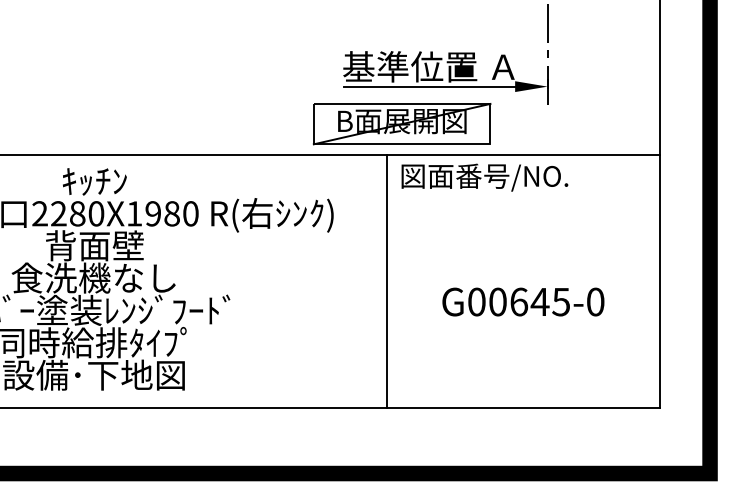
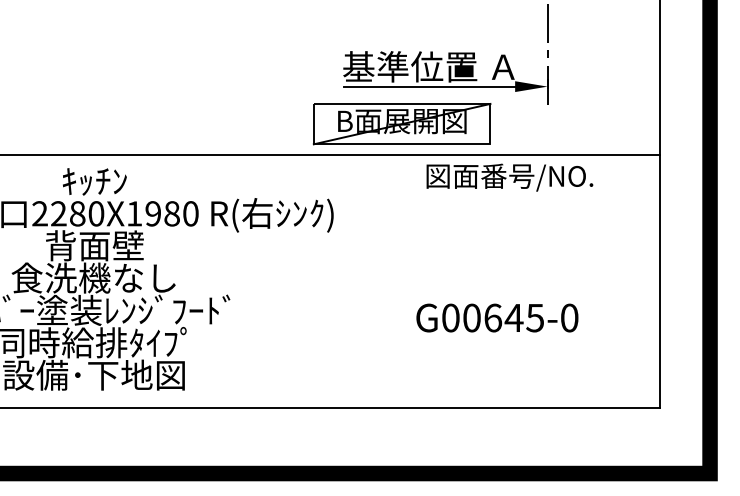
text position: (484, 177) -> (509, 177) (509, 177)
line: present -> none (386, 281)
text position: (523, 301) -> (497, 317) (497, 317)
